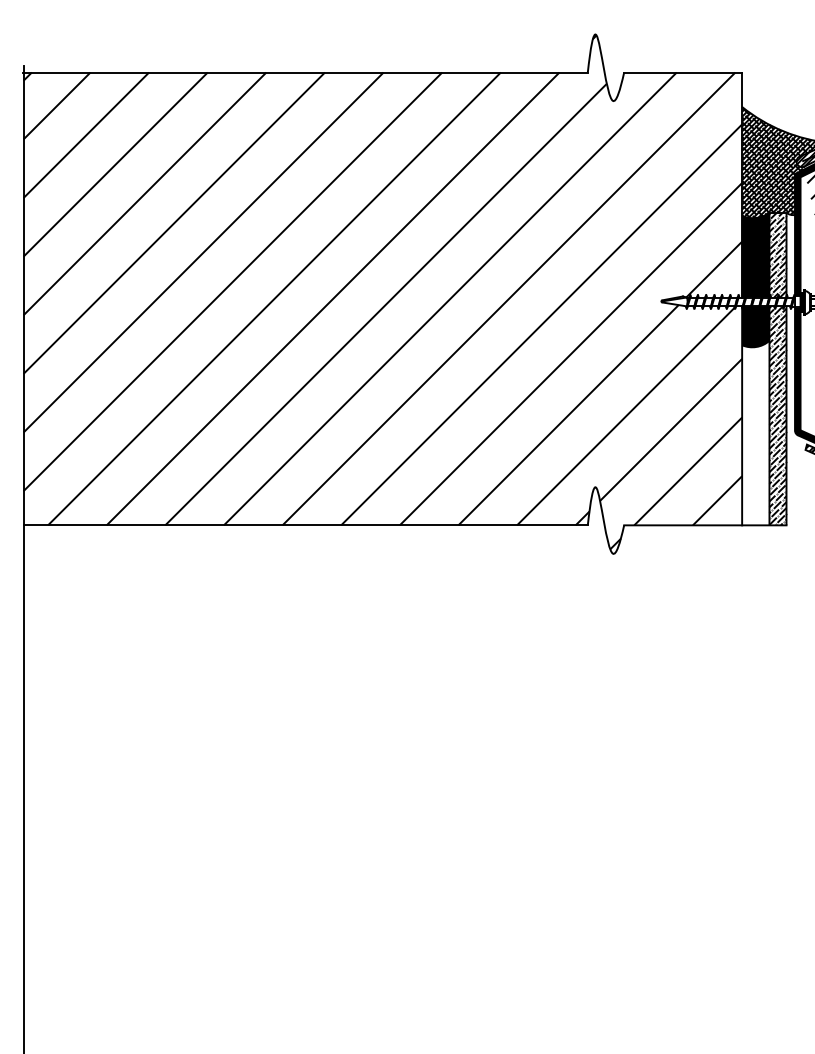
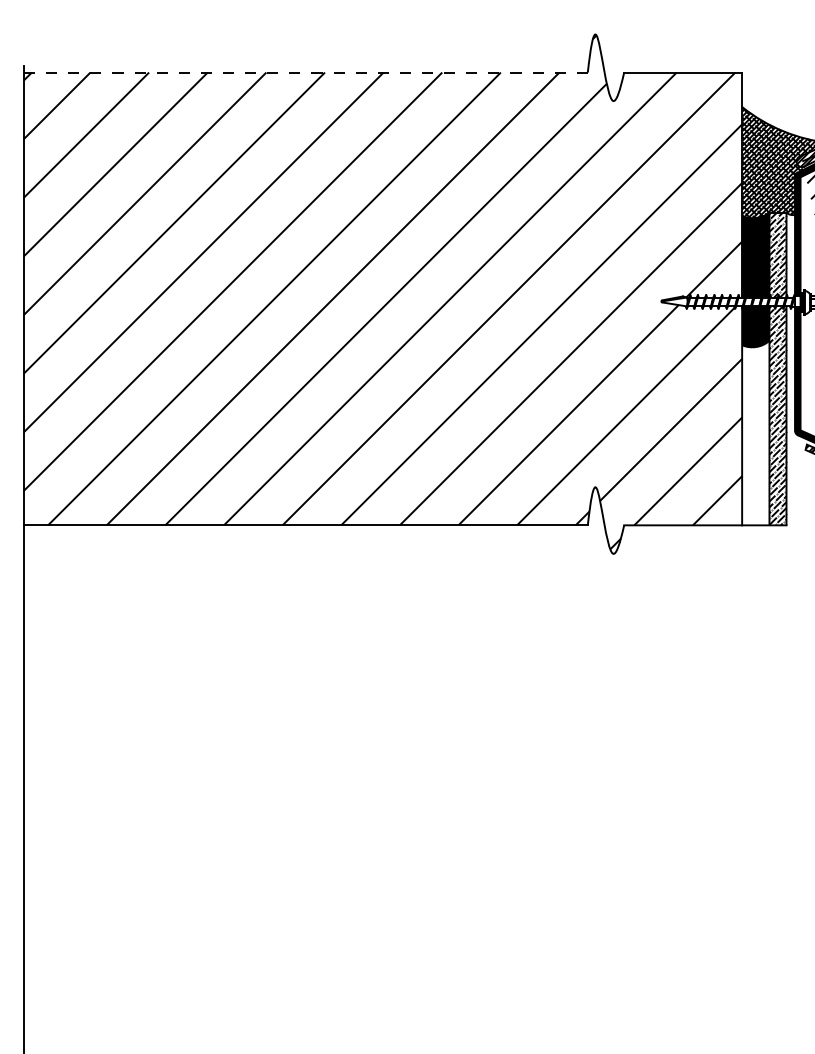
line: solid -> dashed (305, 72)
